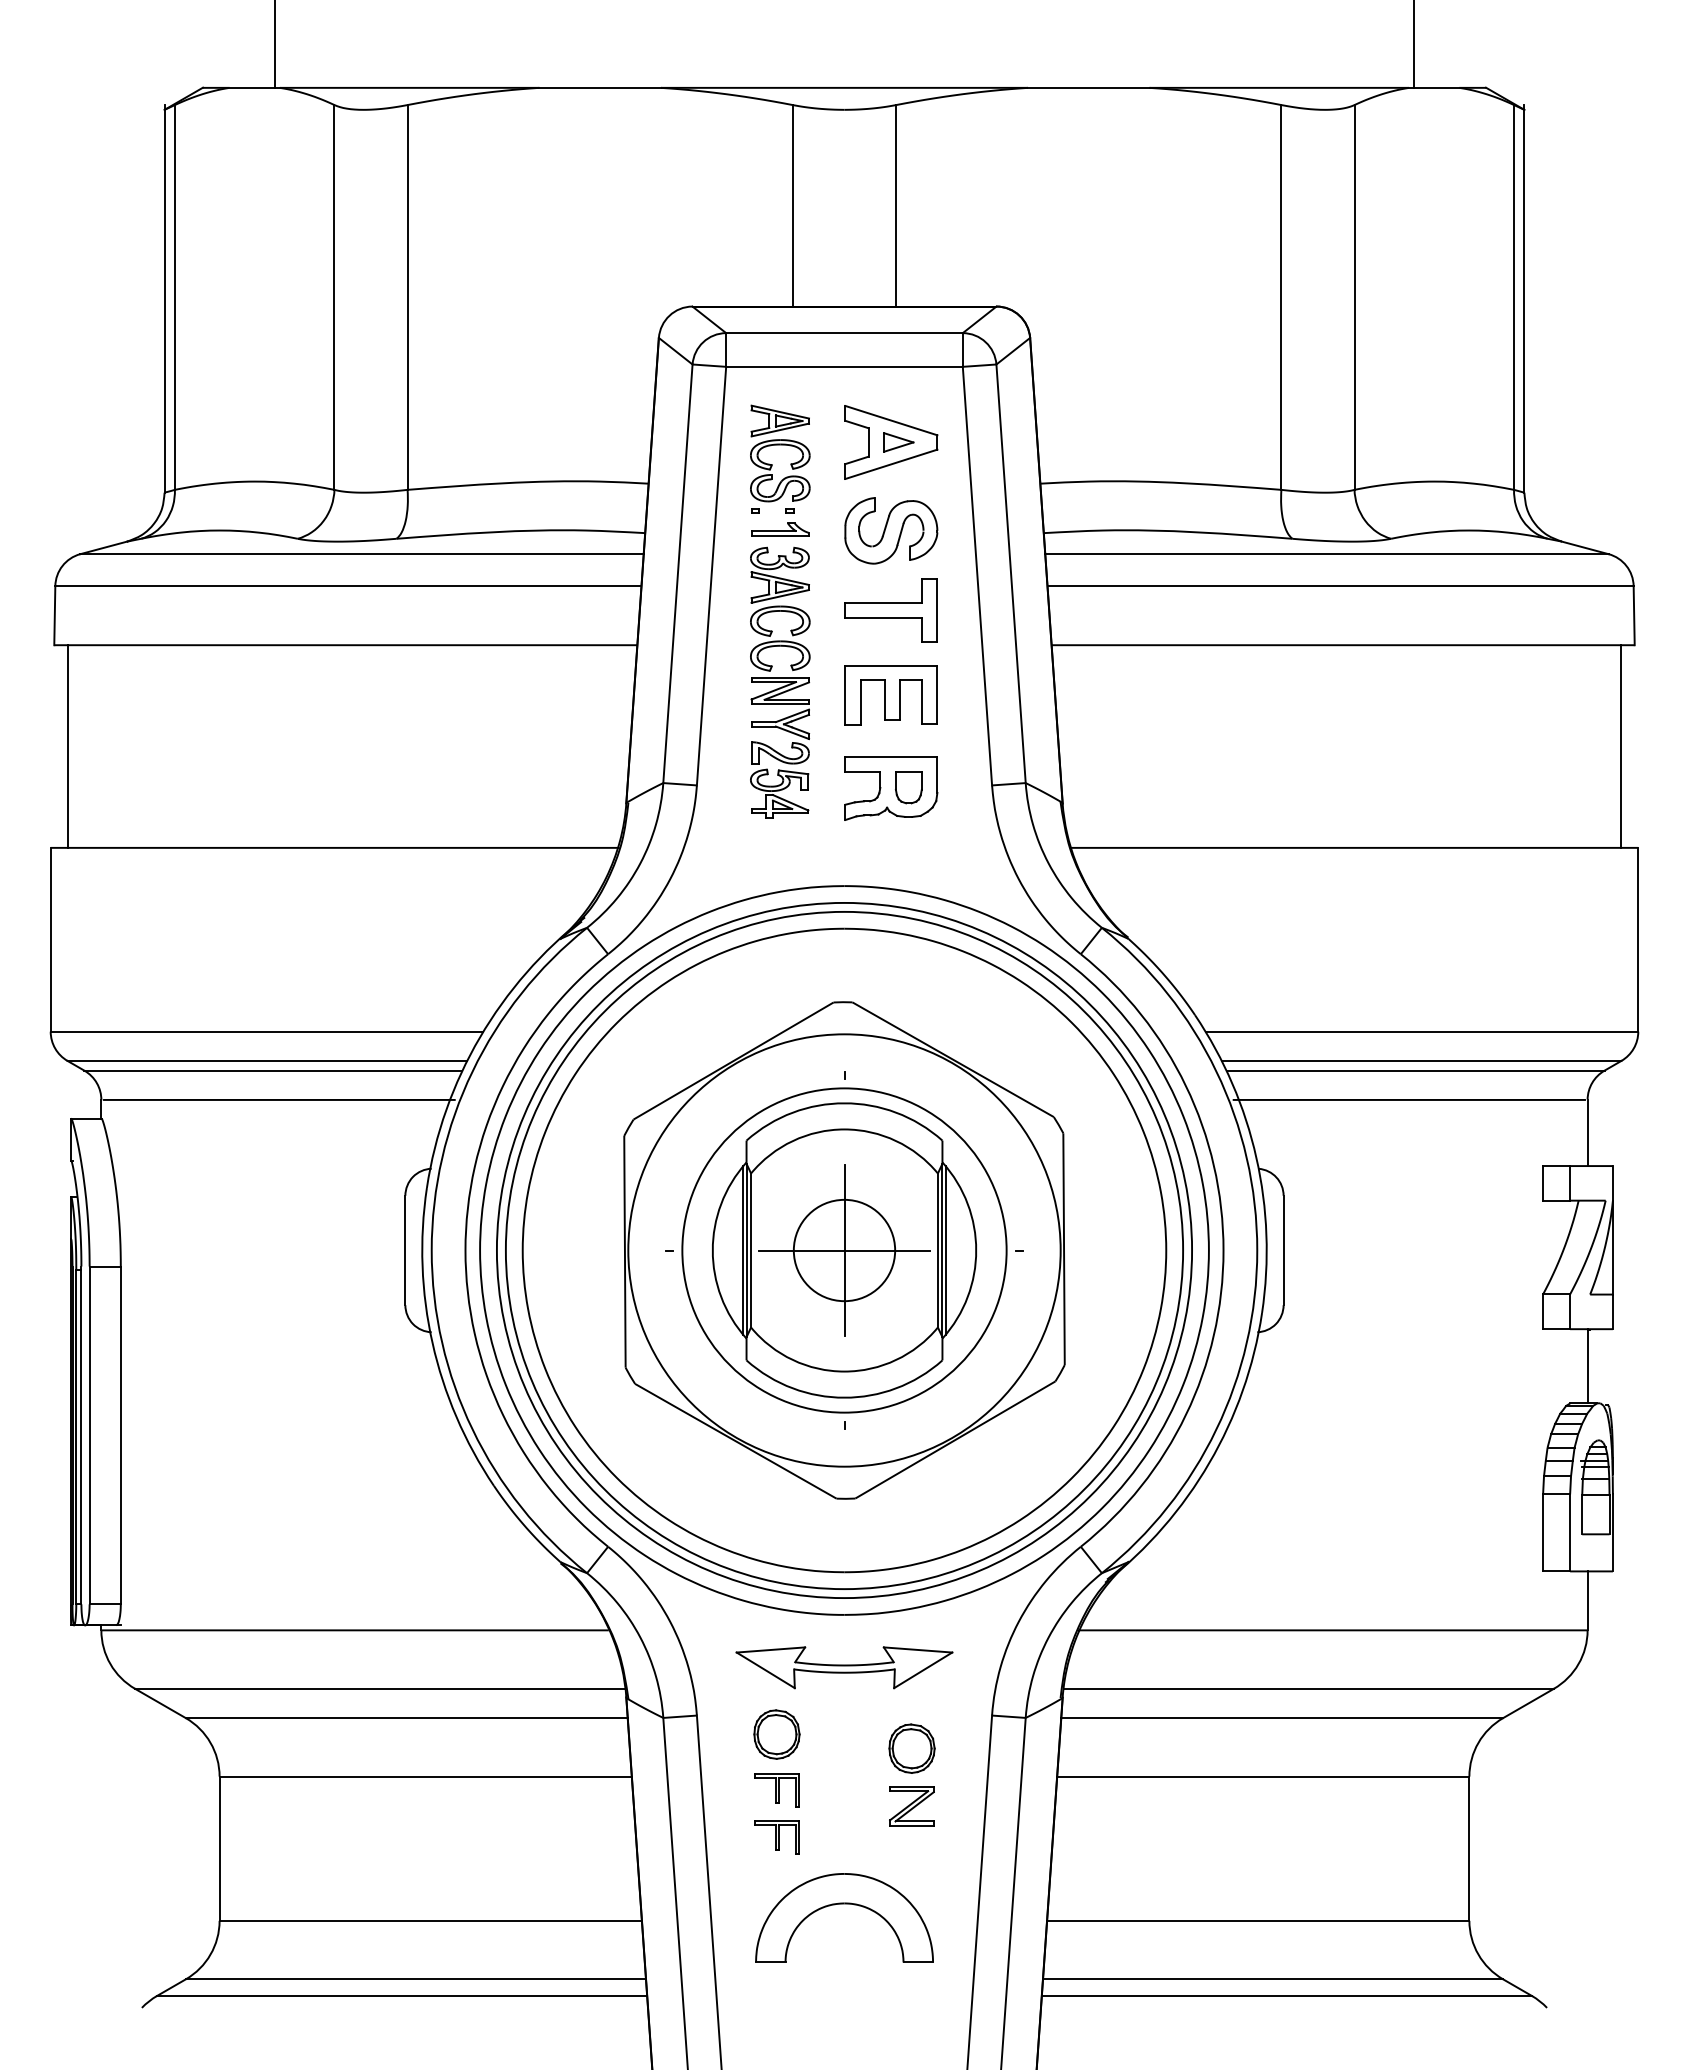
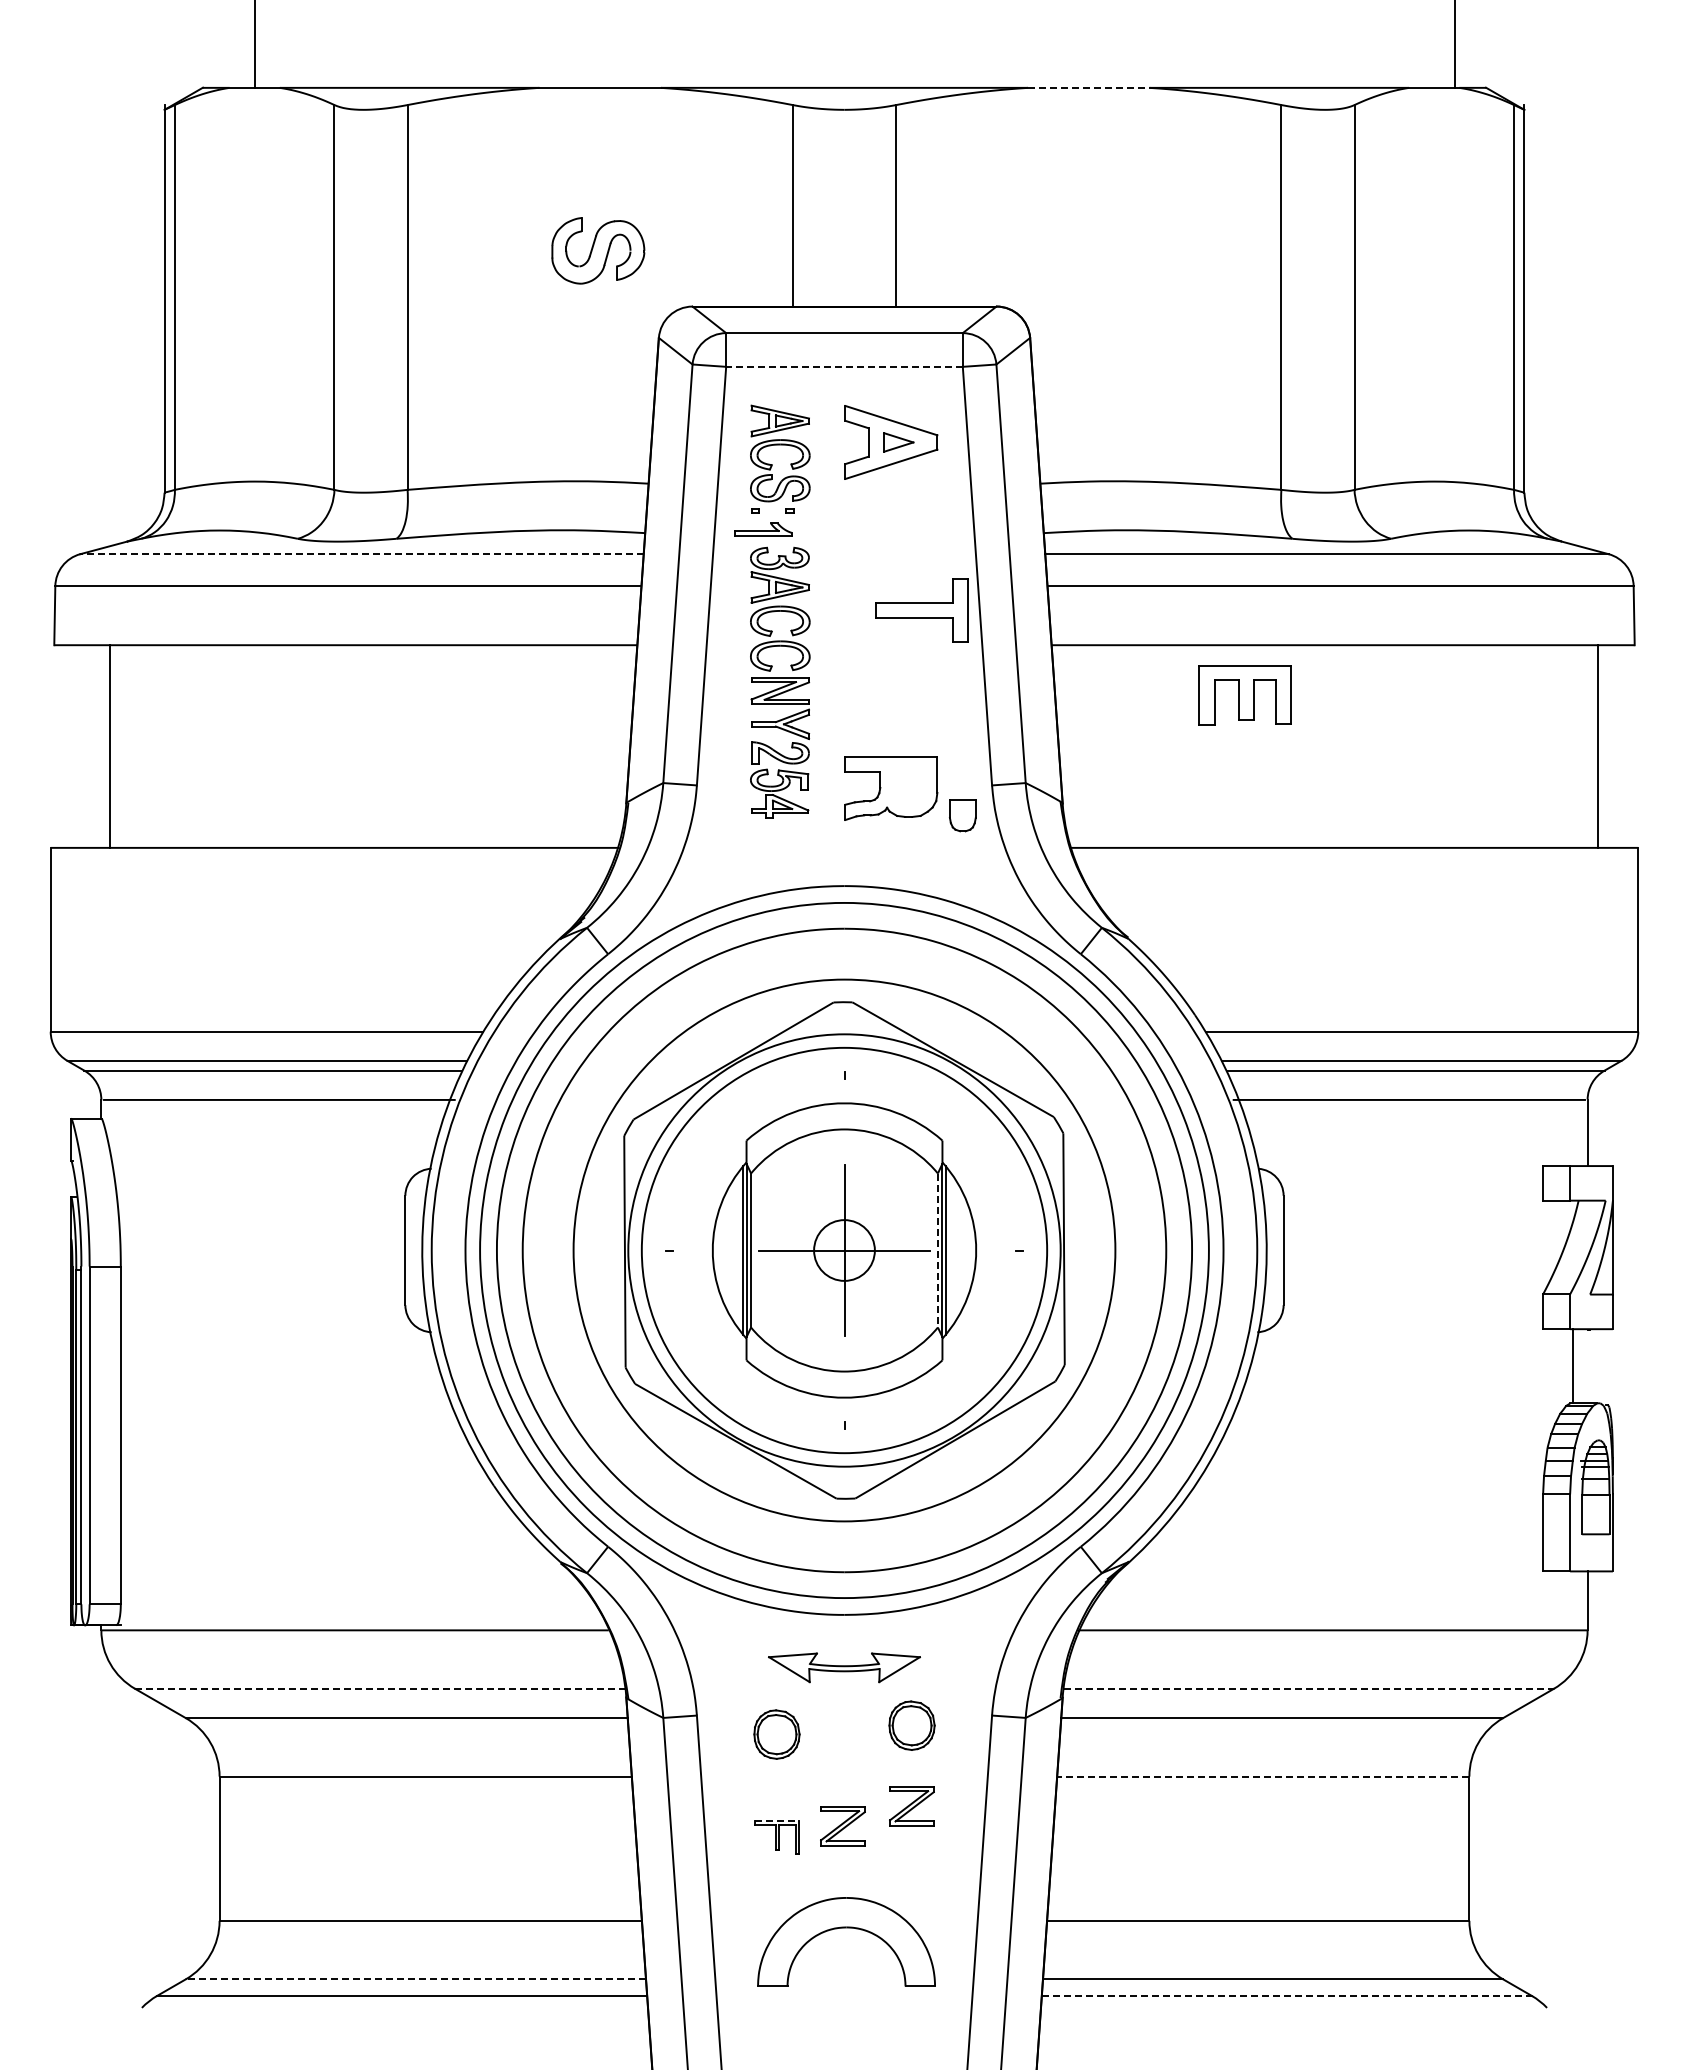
line position: (275, 44) -> (255, 44) (255, 44)
line position: (1413, 44) -> (1454, 44) (1454, 44)
line: solid -> dashed (1088, 87)
line: solid -> dashed (844, 366)
part position: (780, 529) -> (763, 529) (763, 529)
part position: (891, 530) -> (598, 250) (598, 250)
line: solid -> dashed (362, 554)
part position: (890, 610) -> (921, 610) (921, 610)
part position: (890, 695) -> (1244, 695) (1244, 695)
line position: (67, 746) -> (109, 746) (109, 746)
line position: (1621, 746) -> (1598, 746) (1598, 746)
part position: (908, 787) -> (962, 815) (962, 815)
circle diameter: 101 px -> 61 px (844, 1250)
circle diameter: 324 px -> 405 px (844, 1250)
circle diameter: 677 px -> 542 px (844, 1250)
line: solid -> dashed (937, 1250)
line position: (1587, 1366) -> (1572, 1366) (1572, 1366)
part size: 219x44 px -> 153x32 px (844, 1667)
line: solid -> dashed (380, 1688)
line: solid -> dashed (1309, 1688)
part position: (911, 1748) -> (911, 1725) (911, 1725)
line: solid -> dashed (1262, 1776)
part: present -> none (776, 1790)
line: solid -> dashed (776, 1820)
part: none -> present (842, 1826)
part position: (844, 1904) -> (846, 1928) (846, 1928)
line: solid -> dashed (415, 1979)
line: solid -> dashed (1287, 1995)
